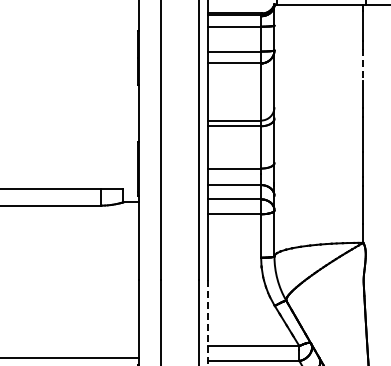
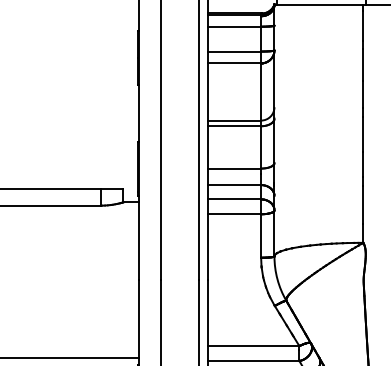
line: dashed -> solid (363, 65)
line: dashed -> solid (207, 323)
